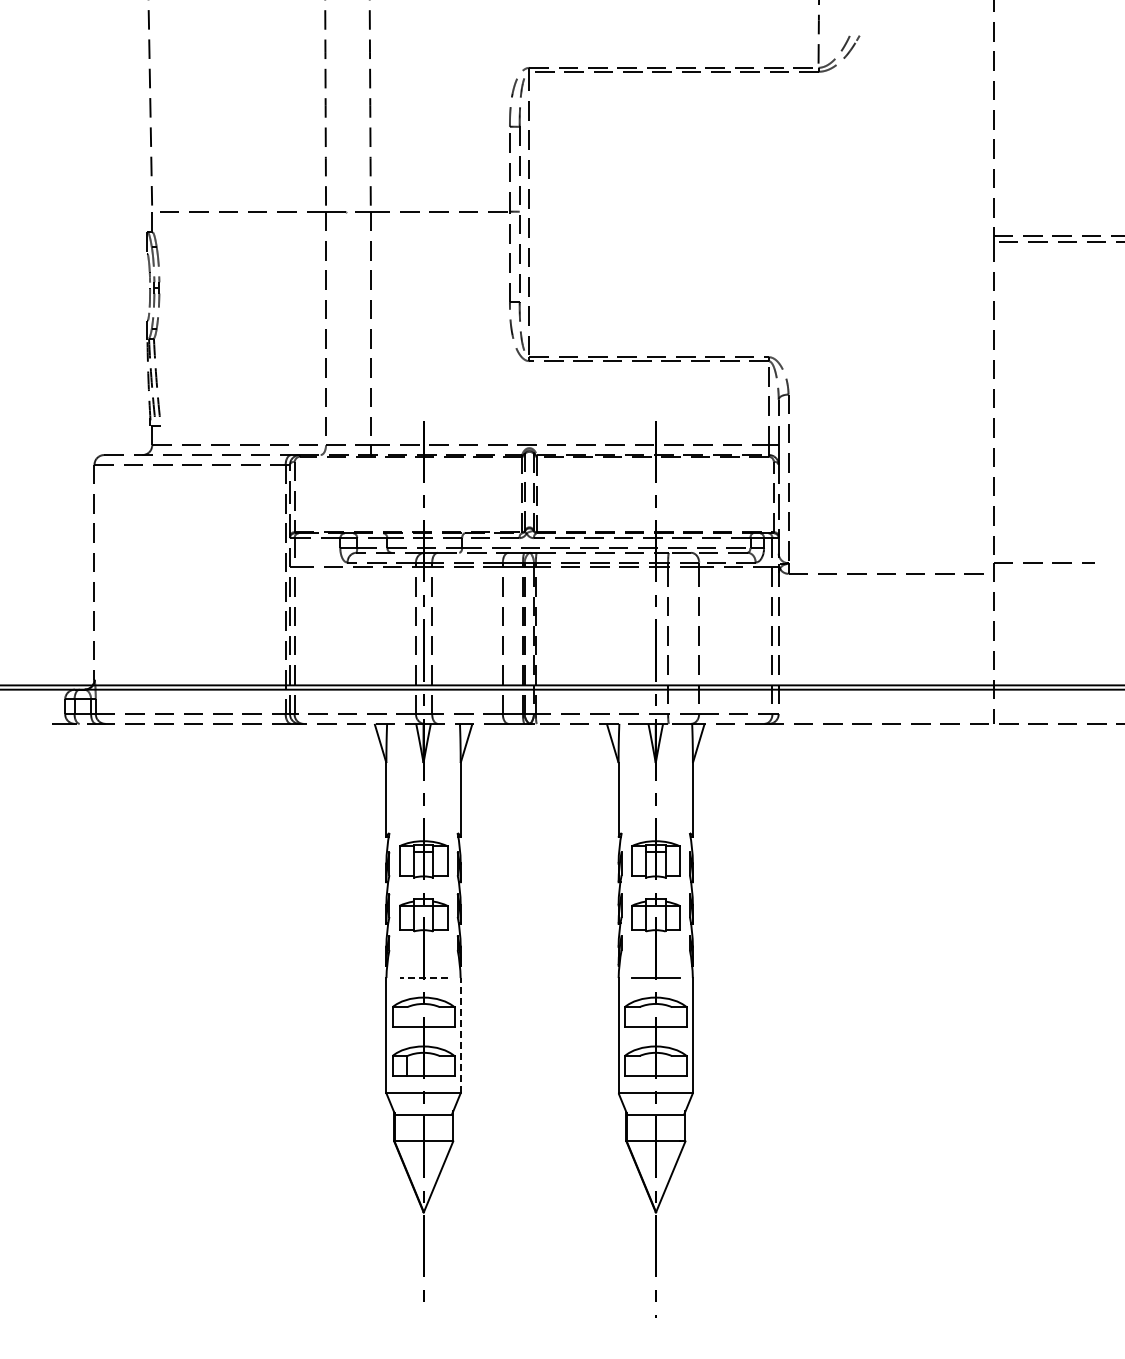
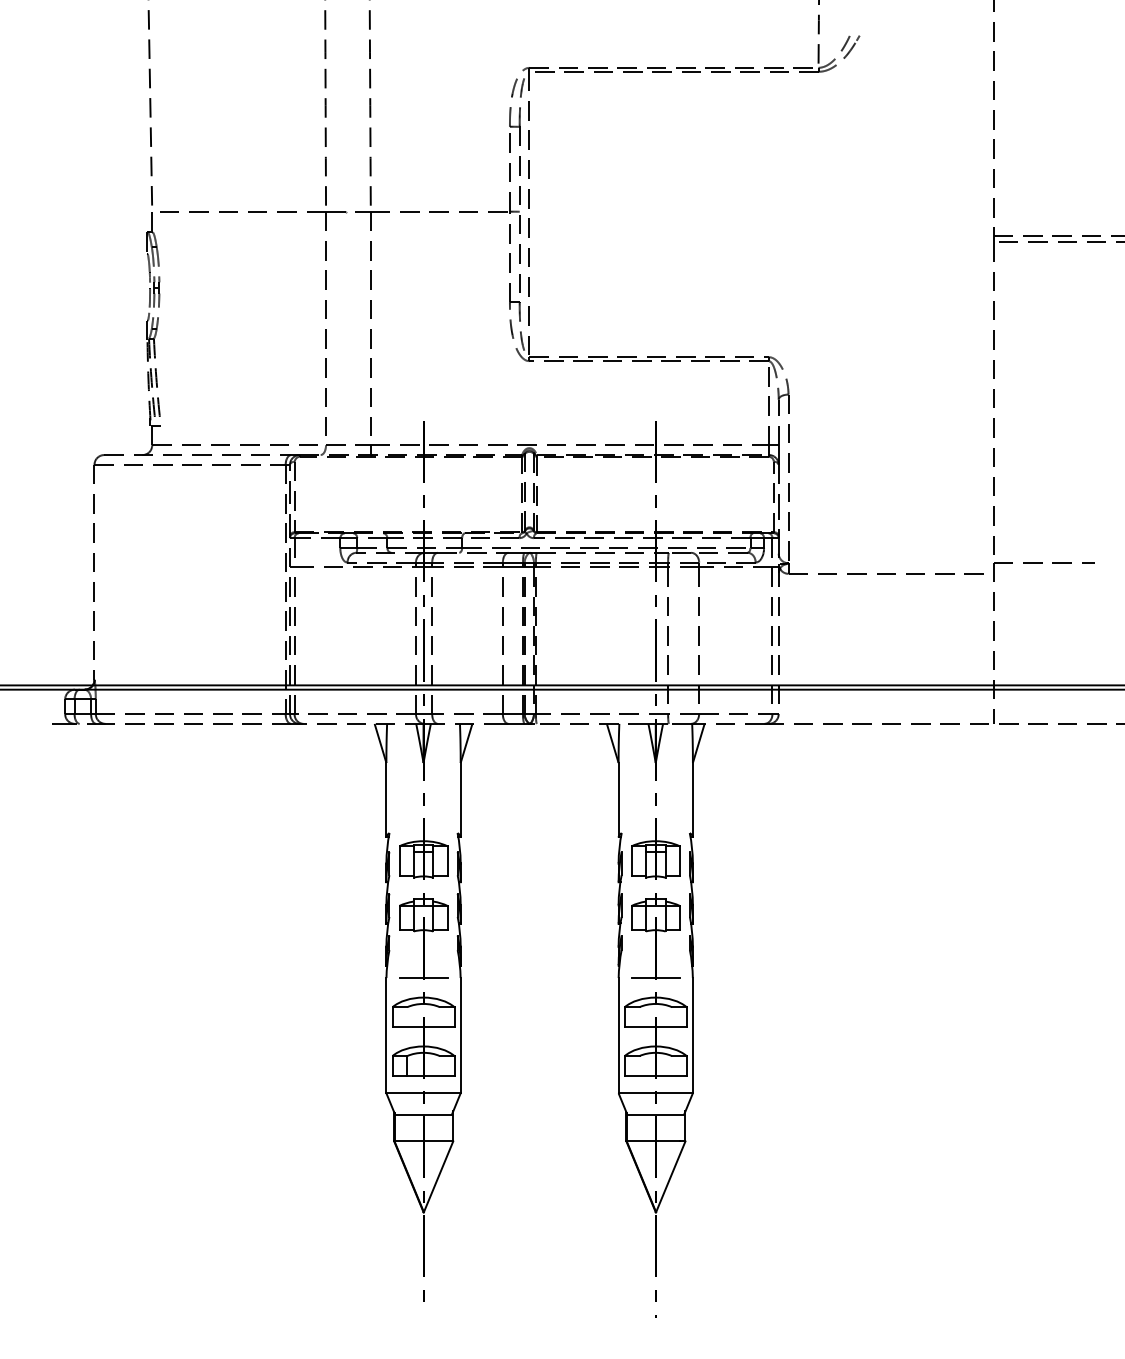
line: dashed -> solid (423, 978)
line: dashed -> solid (460, 1035)
